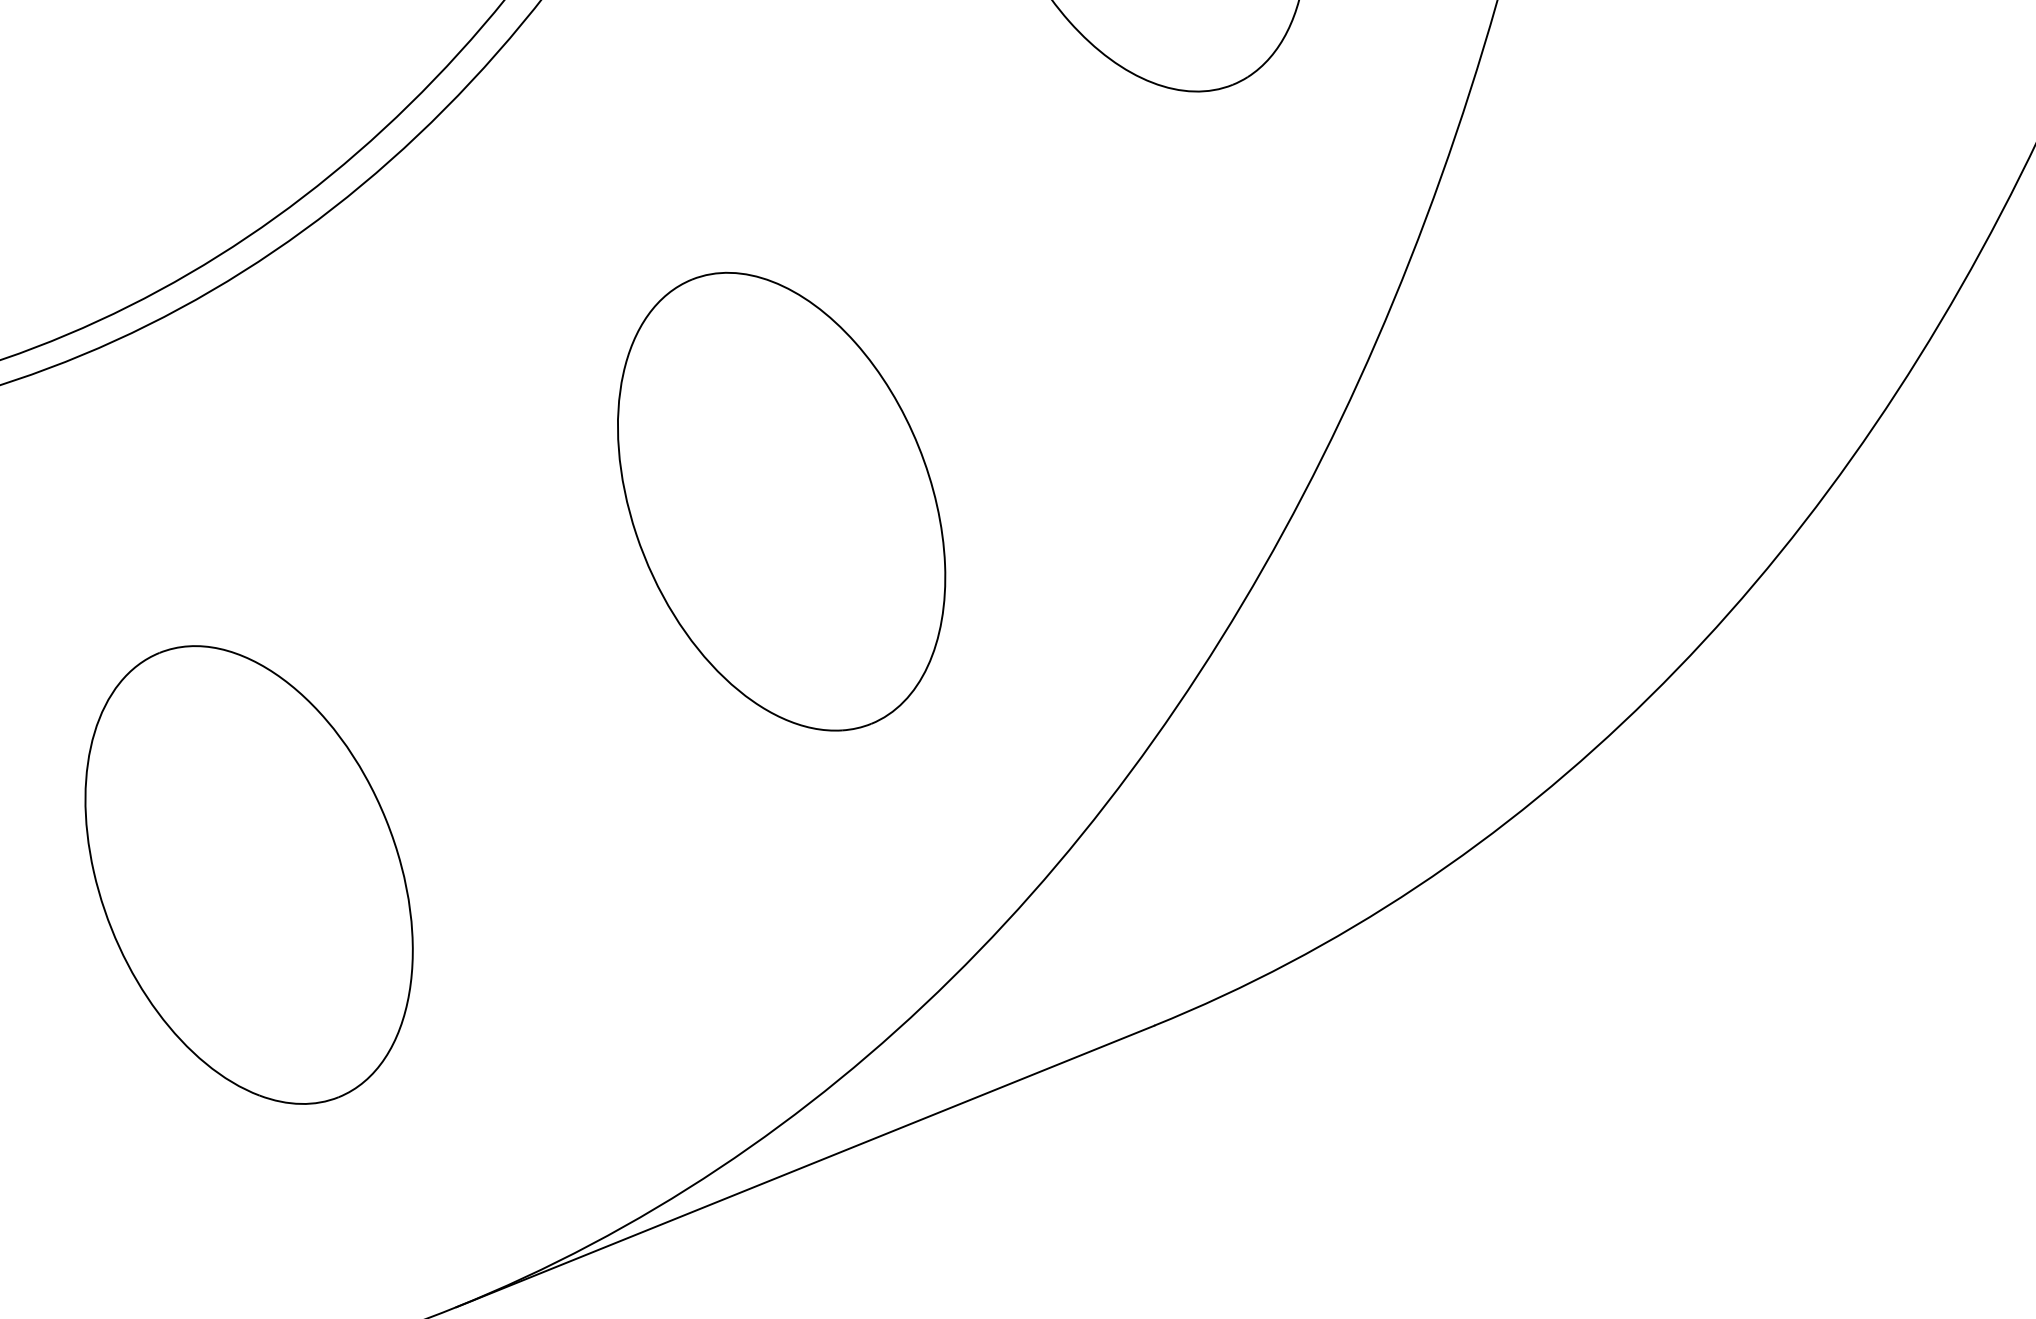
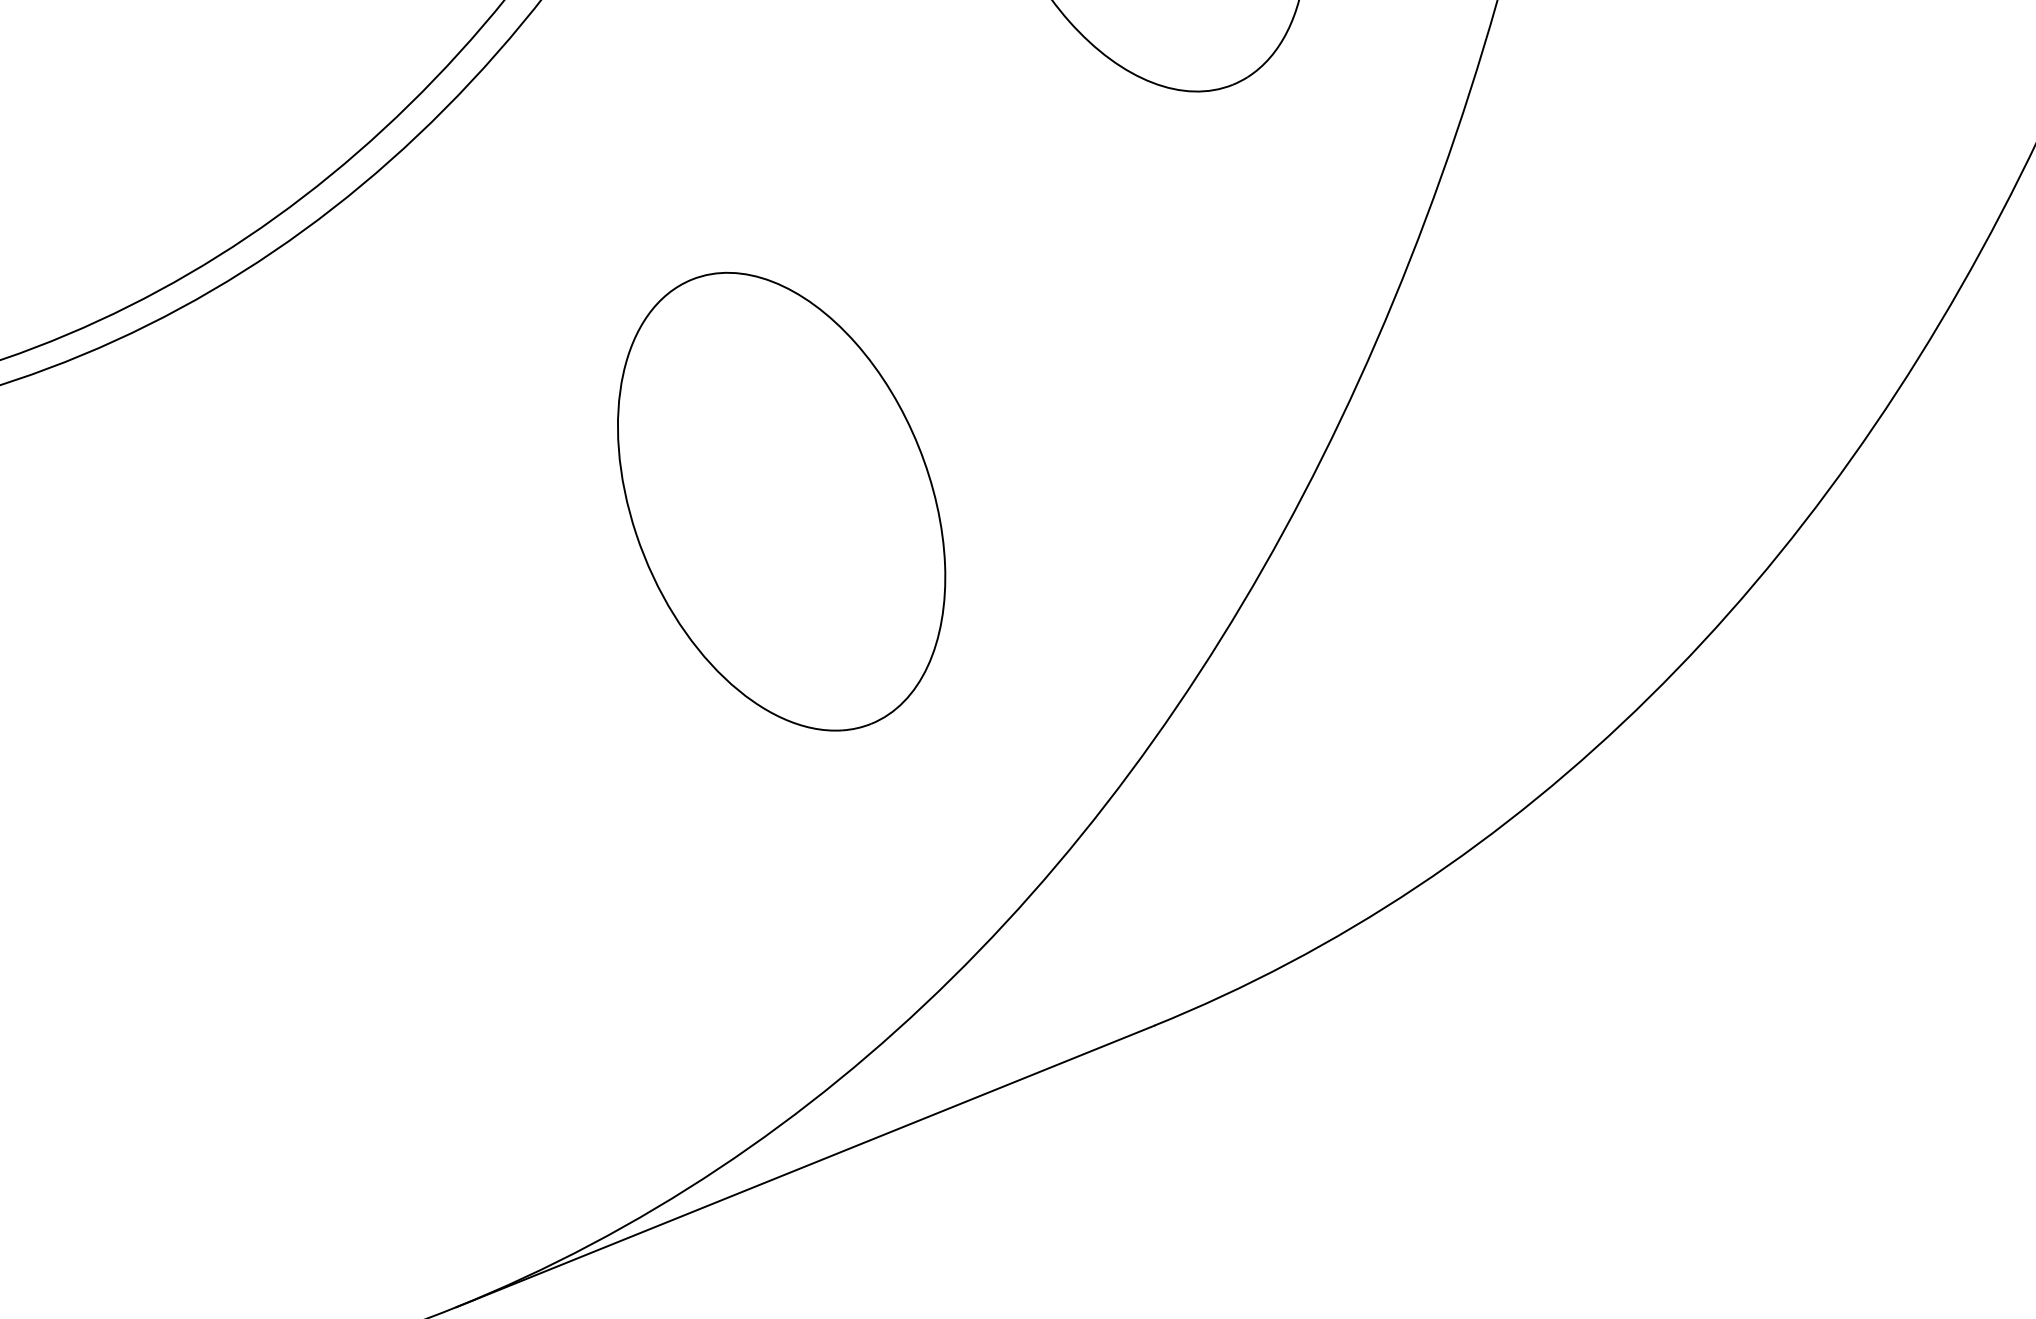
part: present -> none (248, 874)
